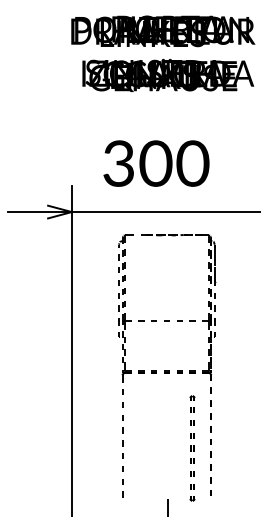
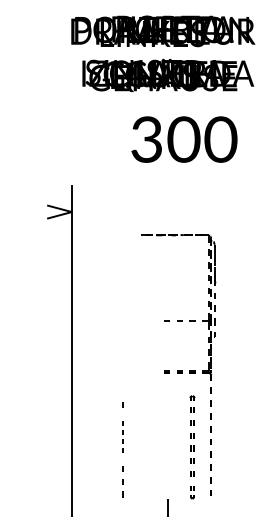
text position: (156, 163) -> (184, 139) (184, 139)
line: present -> none (132, 212)
part: present -> none (138, 320)
part size: 2x44 px -> 2x32 px (122, 436)
part size: 7x18 px -> 5x14 px (192, 492)
